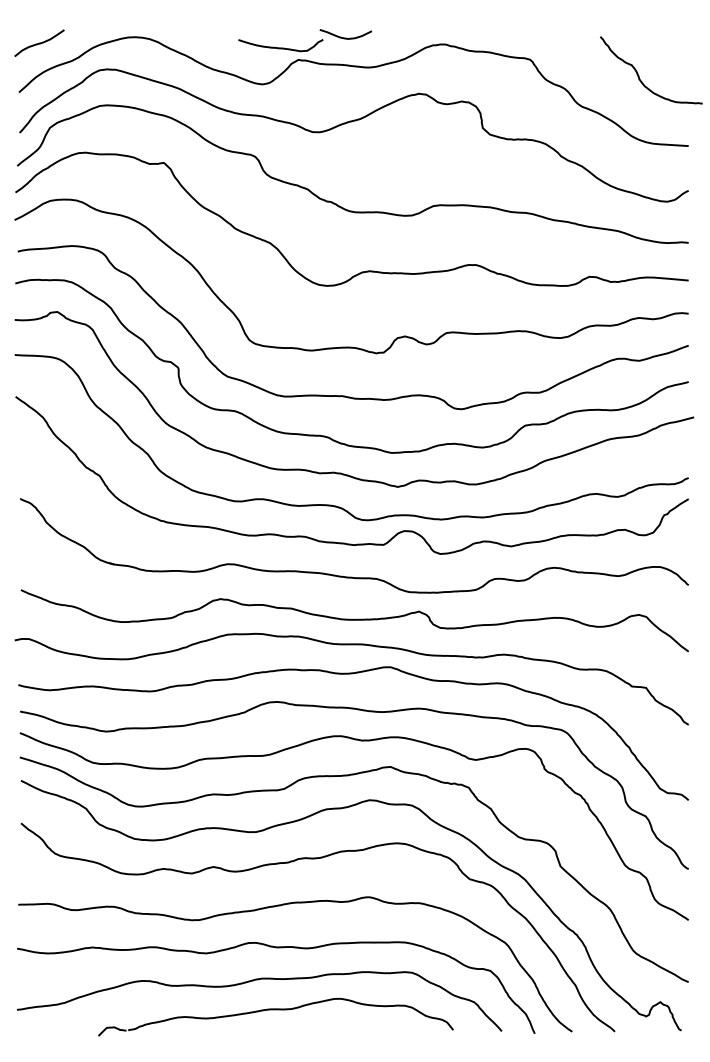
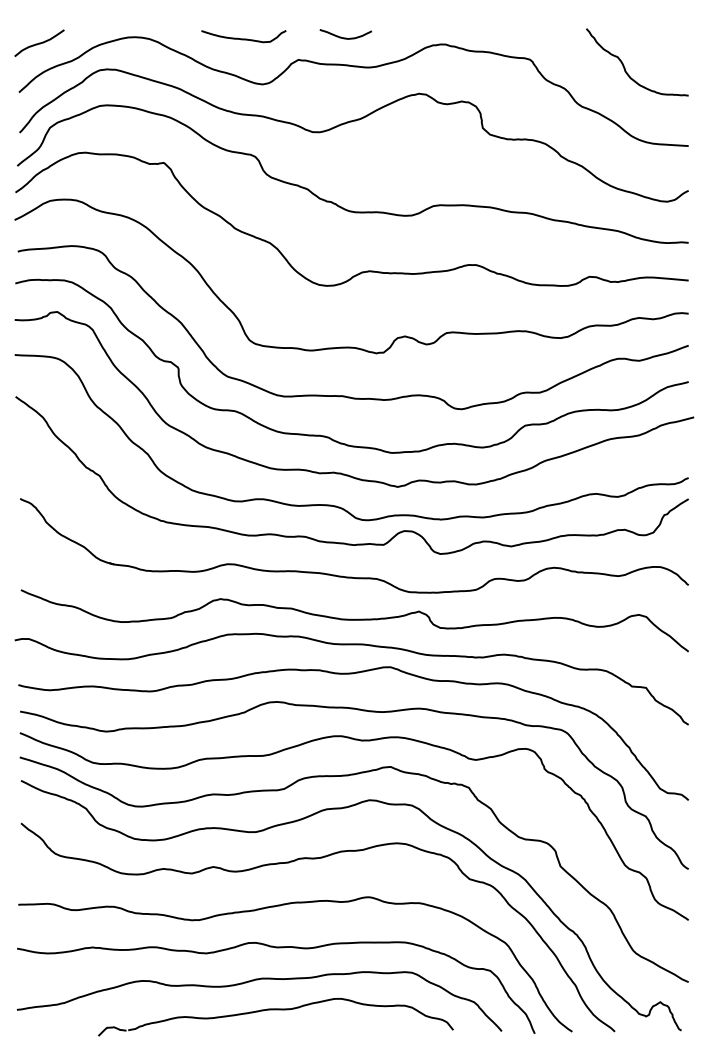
curve position: (280, 47) -> (243, 38) (243, 38)
curve position: (639, 75) -> (625, 67) (625, 67)
